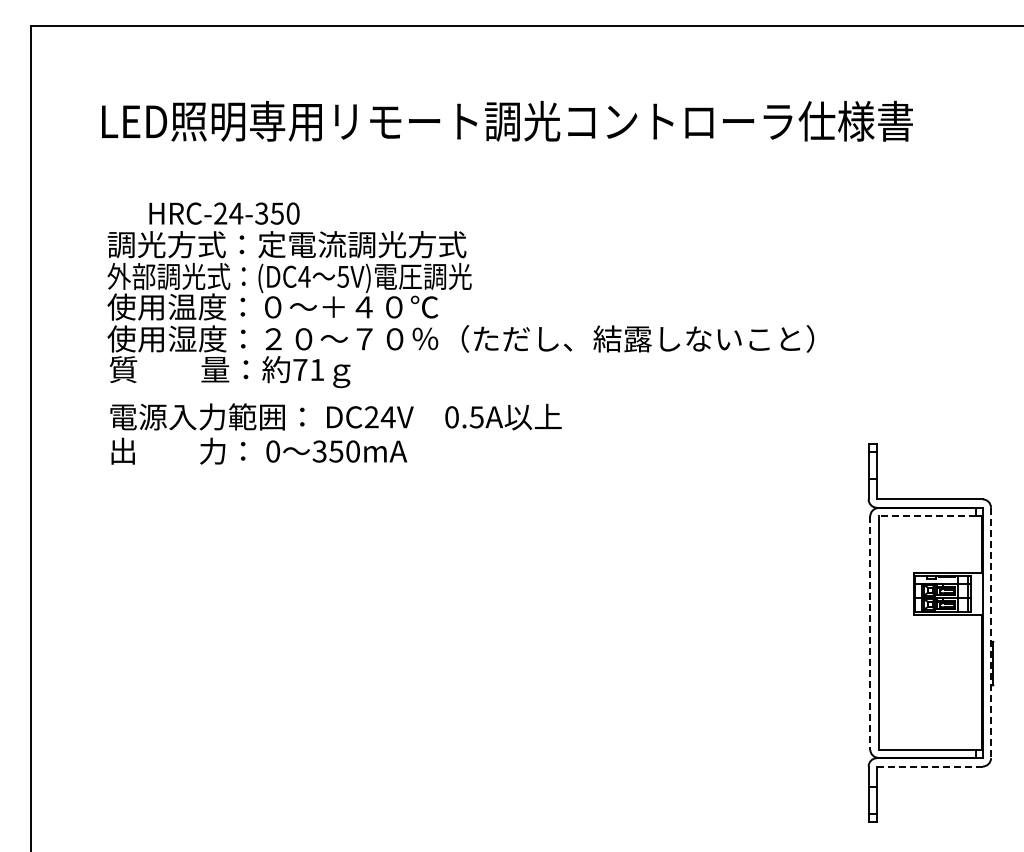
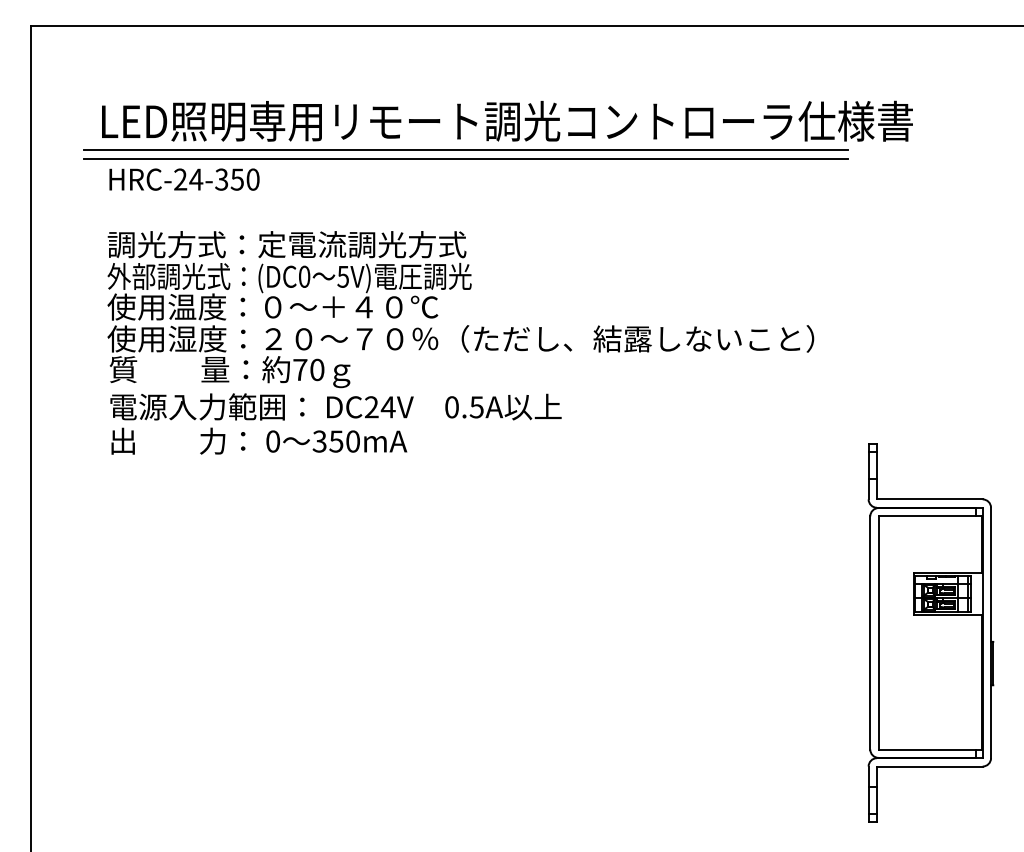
line: none -> present (465, 149)
line: none -> present (465, 159)
text position: (224, 213) -> (184, 179) (184, 179)
text: (DC4 -> (DC0 (304, 276)
text: 71 -> 70 (317, 369)
text position: (335, 433) -> (335, 423) (335, 423)
line: dashed -> solid (927, 516)
line: dashed -> solid (870, 632)
line: dashed -> solid (991, 633)
line: dashed -> solid (929, 766)
